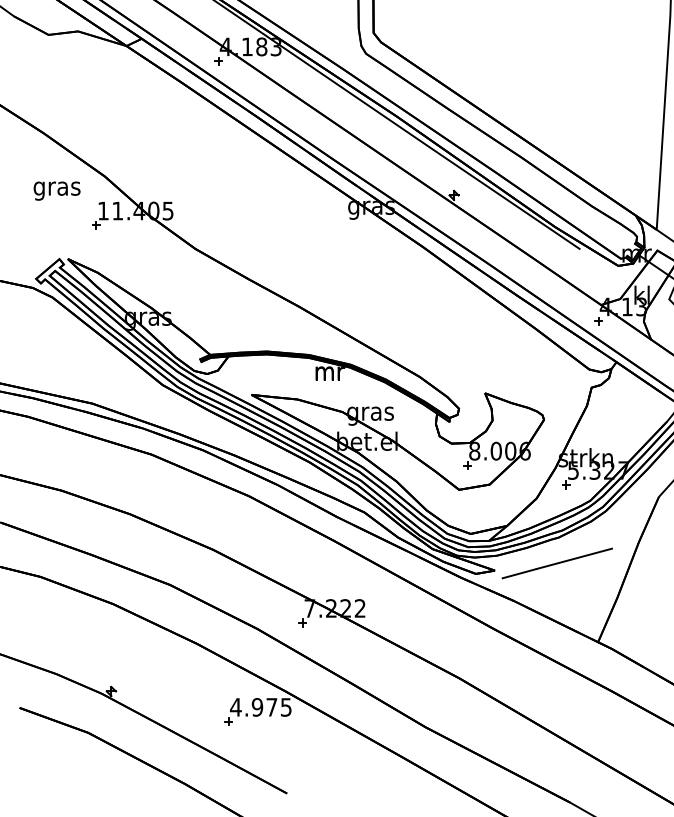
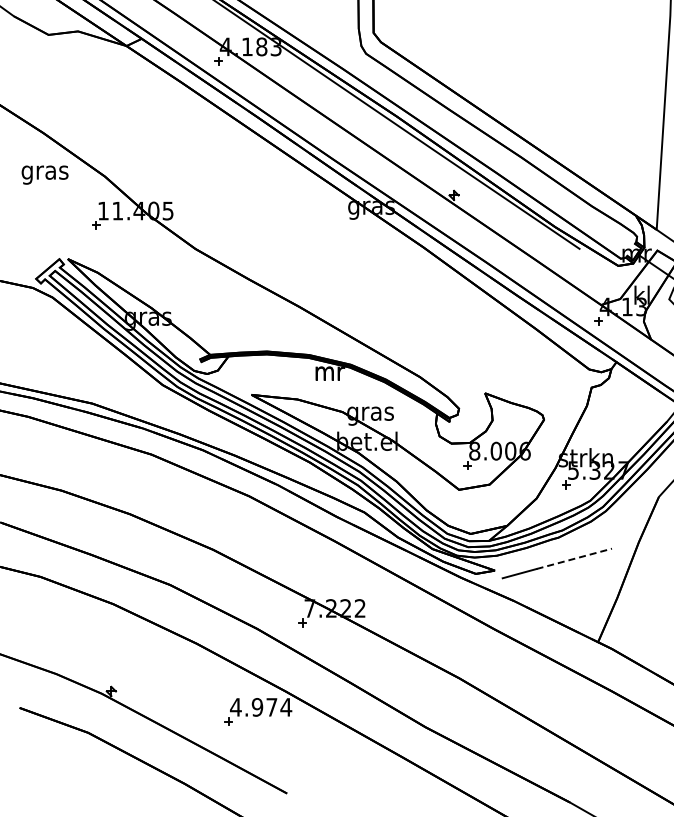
text position: (56, 190) -> (44, 174) (44, 174)
line: solid -> dashed (574, 558)
text: 4.975 -> 4.974 (286, 707)
